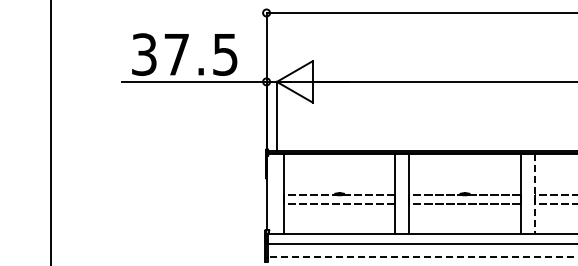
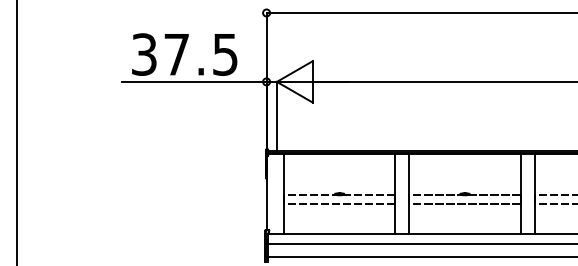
line position: (51, 132) -> (17, 132) (17, 132)
line: dashed -> solid (534, 194)
line: dashed -> solid (422, 257)
